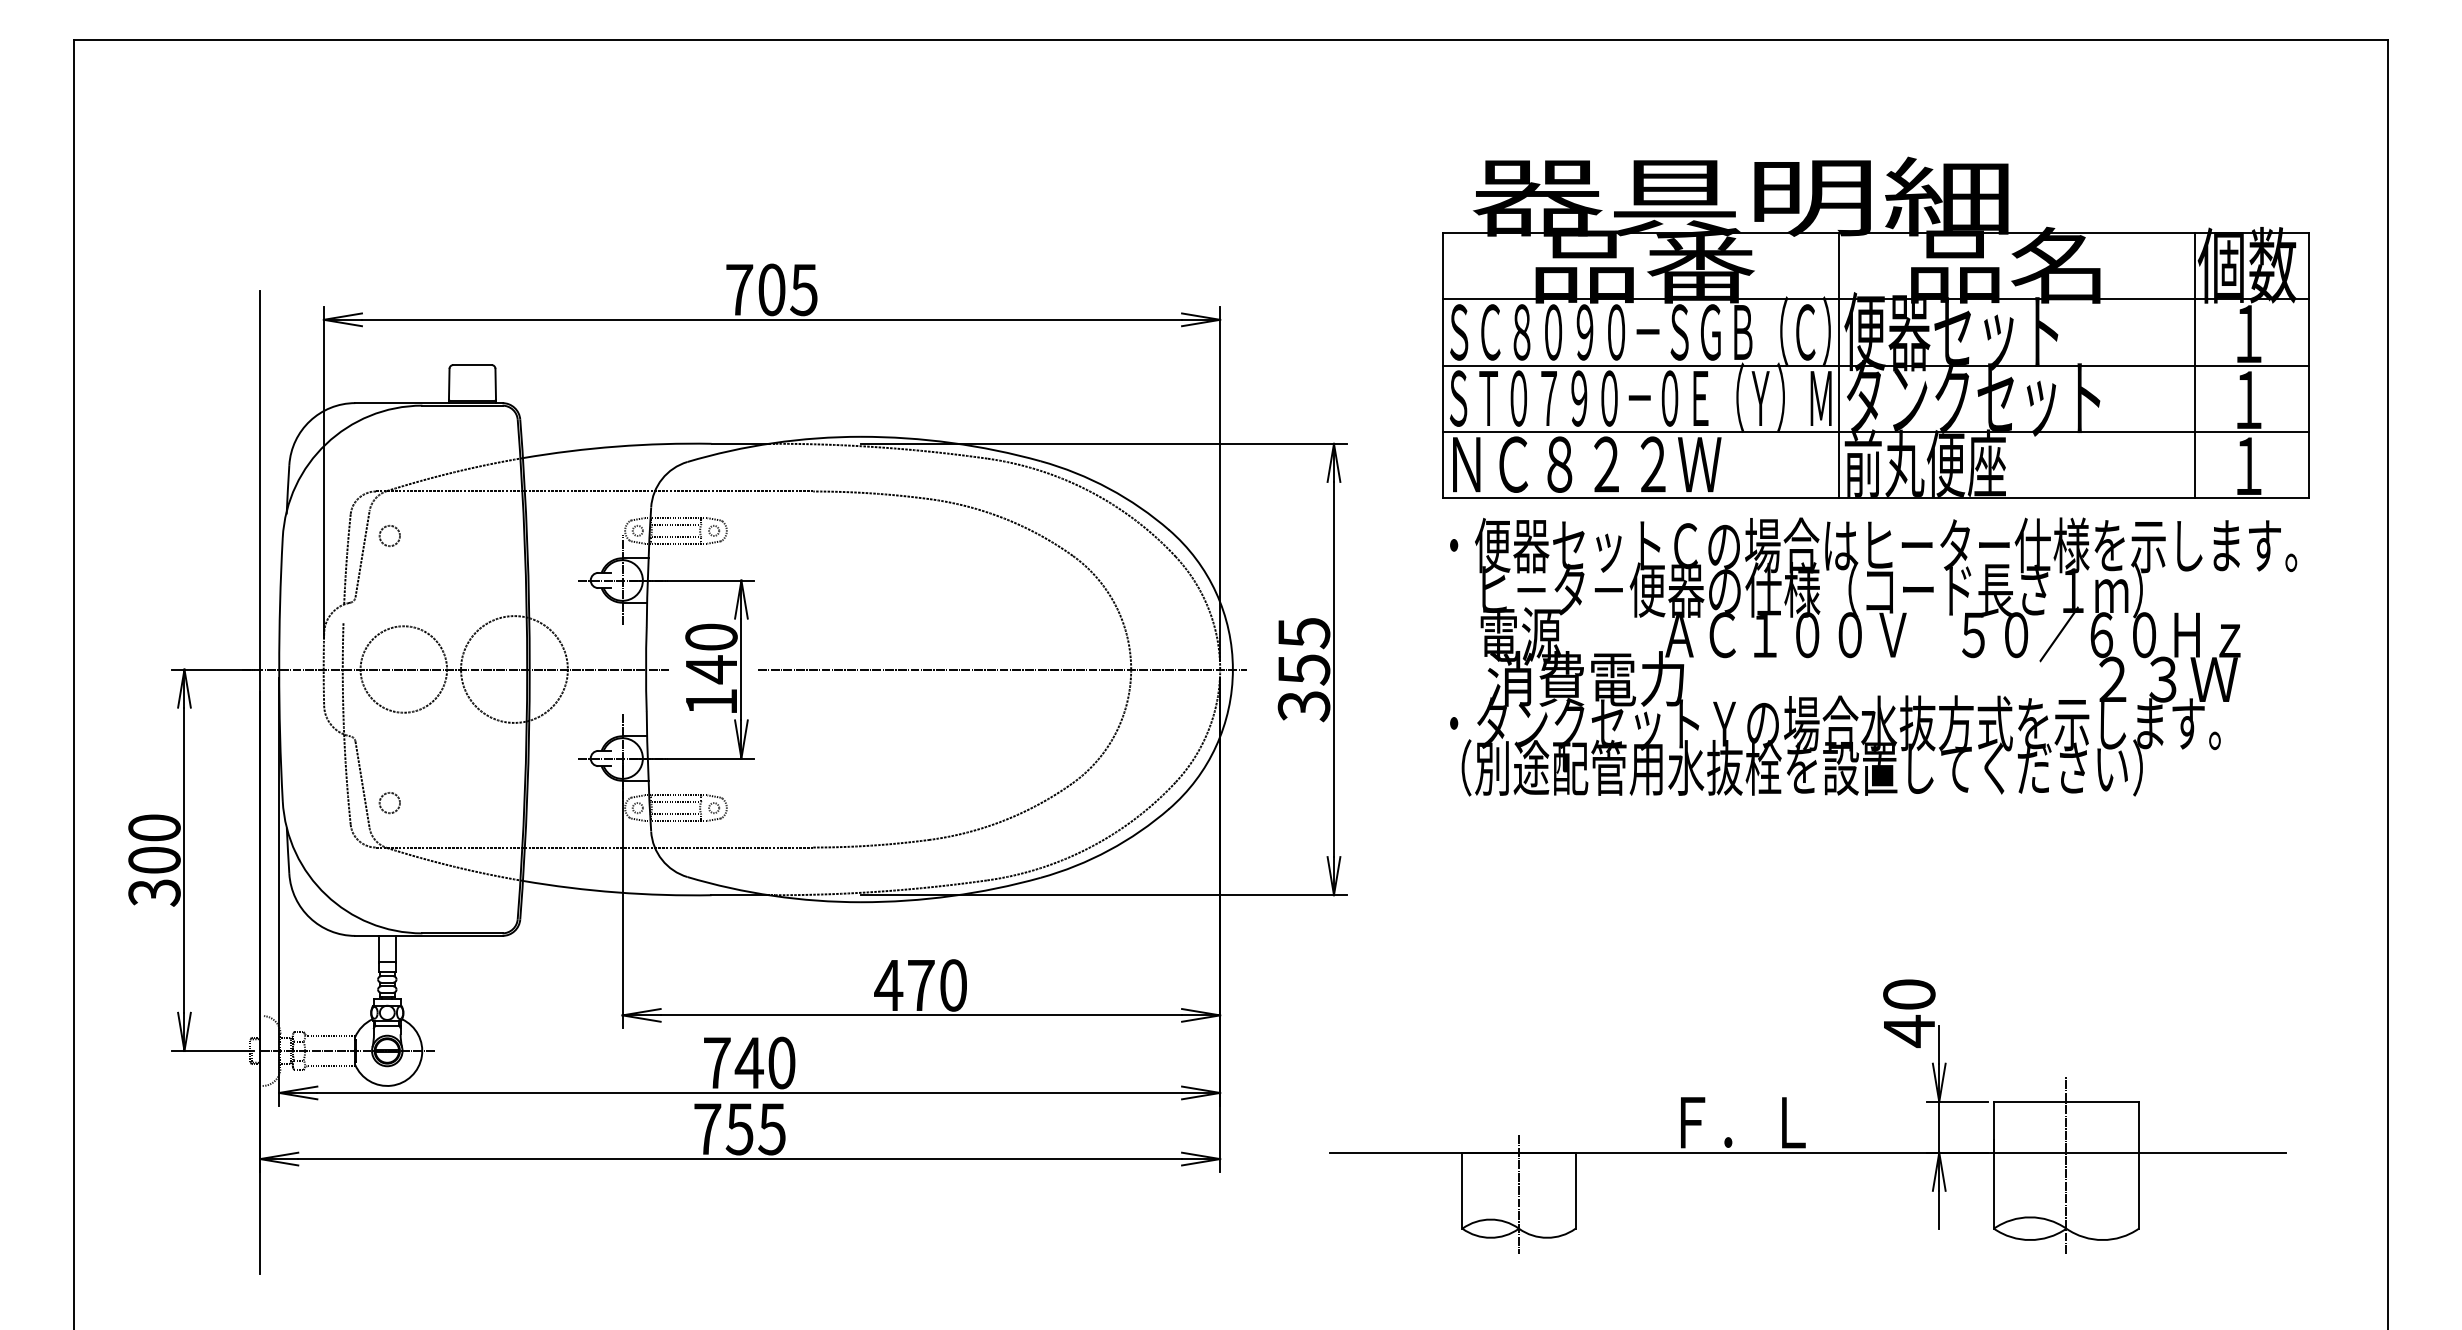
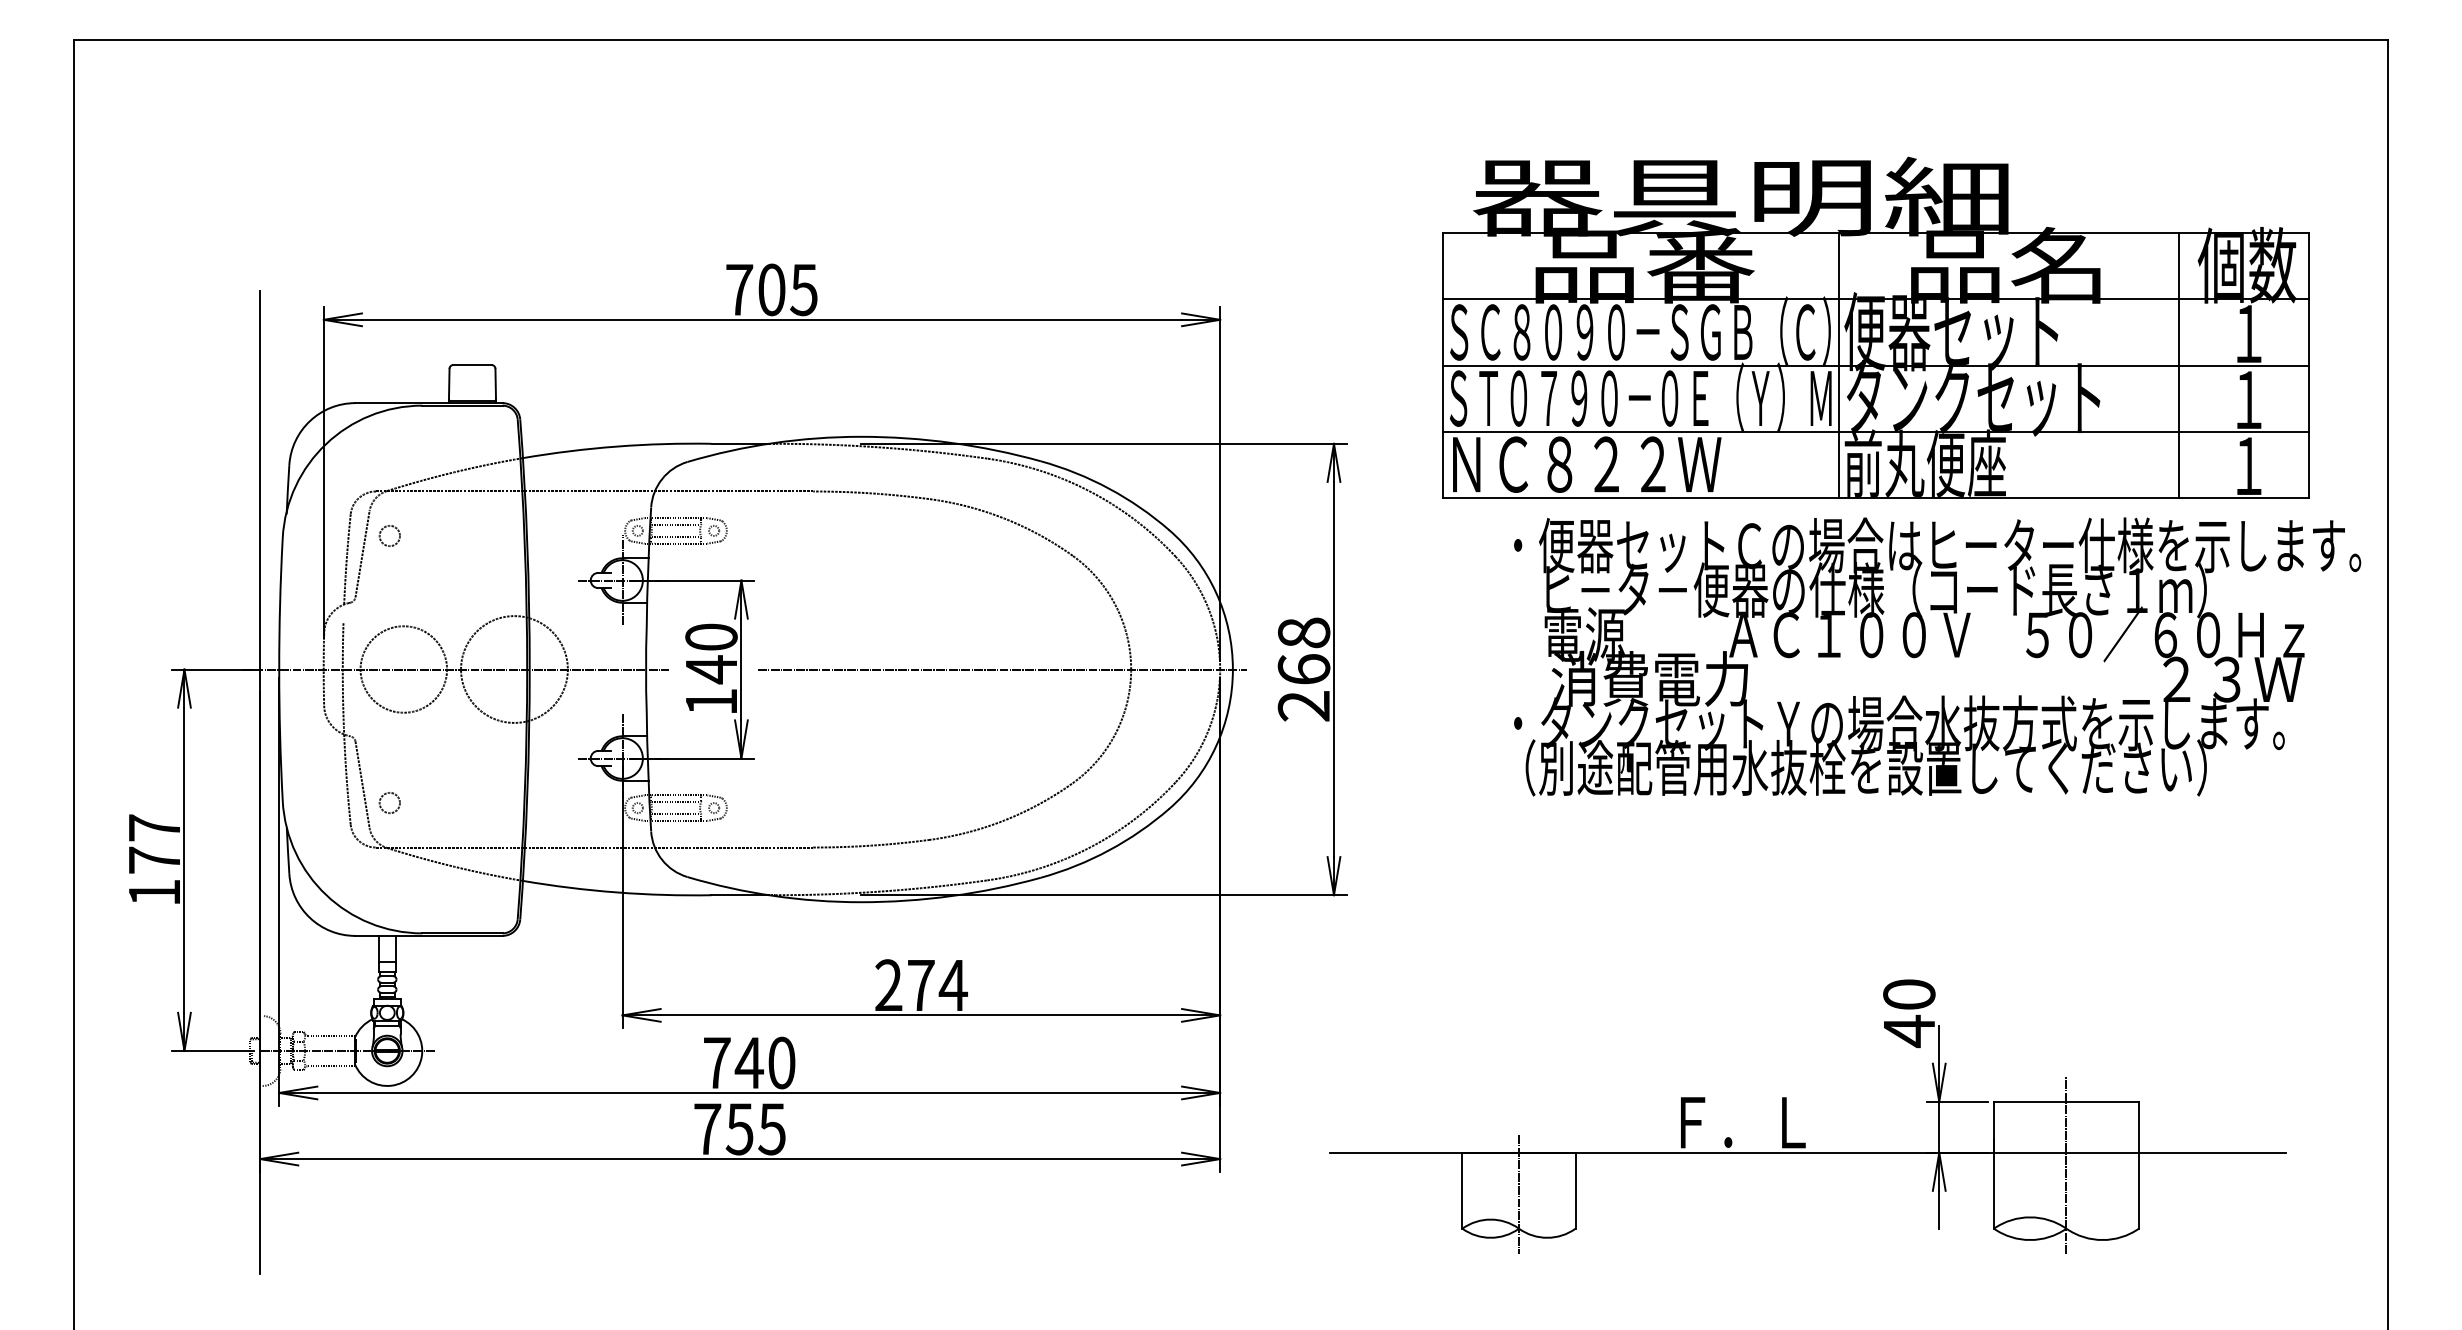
line position: (2194, 365) -> (2178, 365) (2178, 365)
text position: (1873, 656) -> (1937, 656) (1937, 656)
text: 355 -> 268 (1303, 669)
text: 300 -> 177 (154, 860)
text: 470 -> 274 (920, 985)
